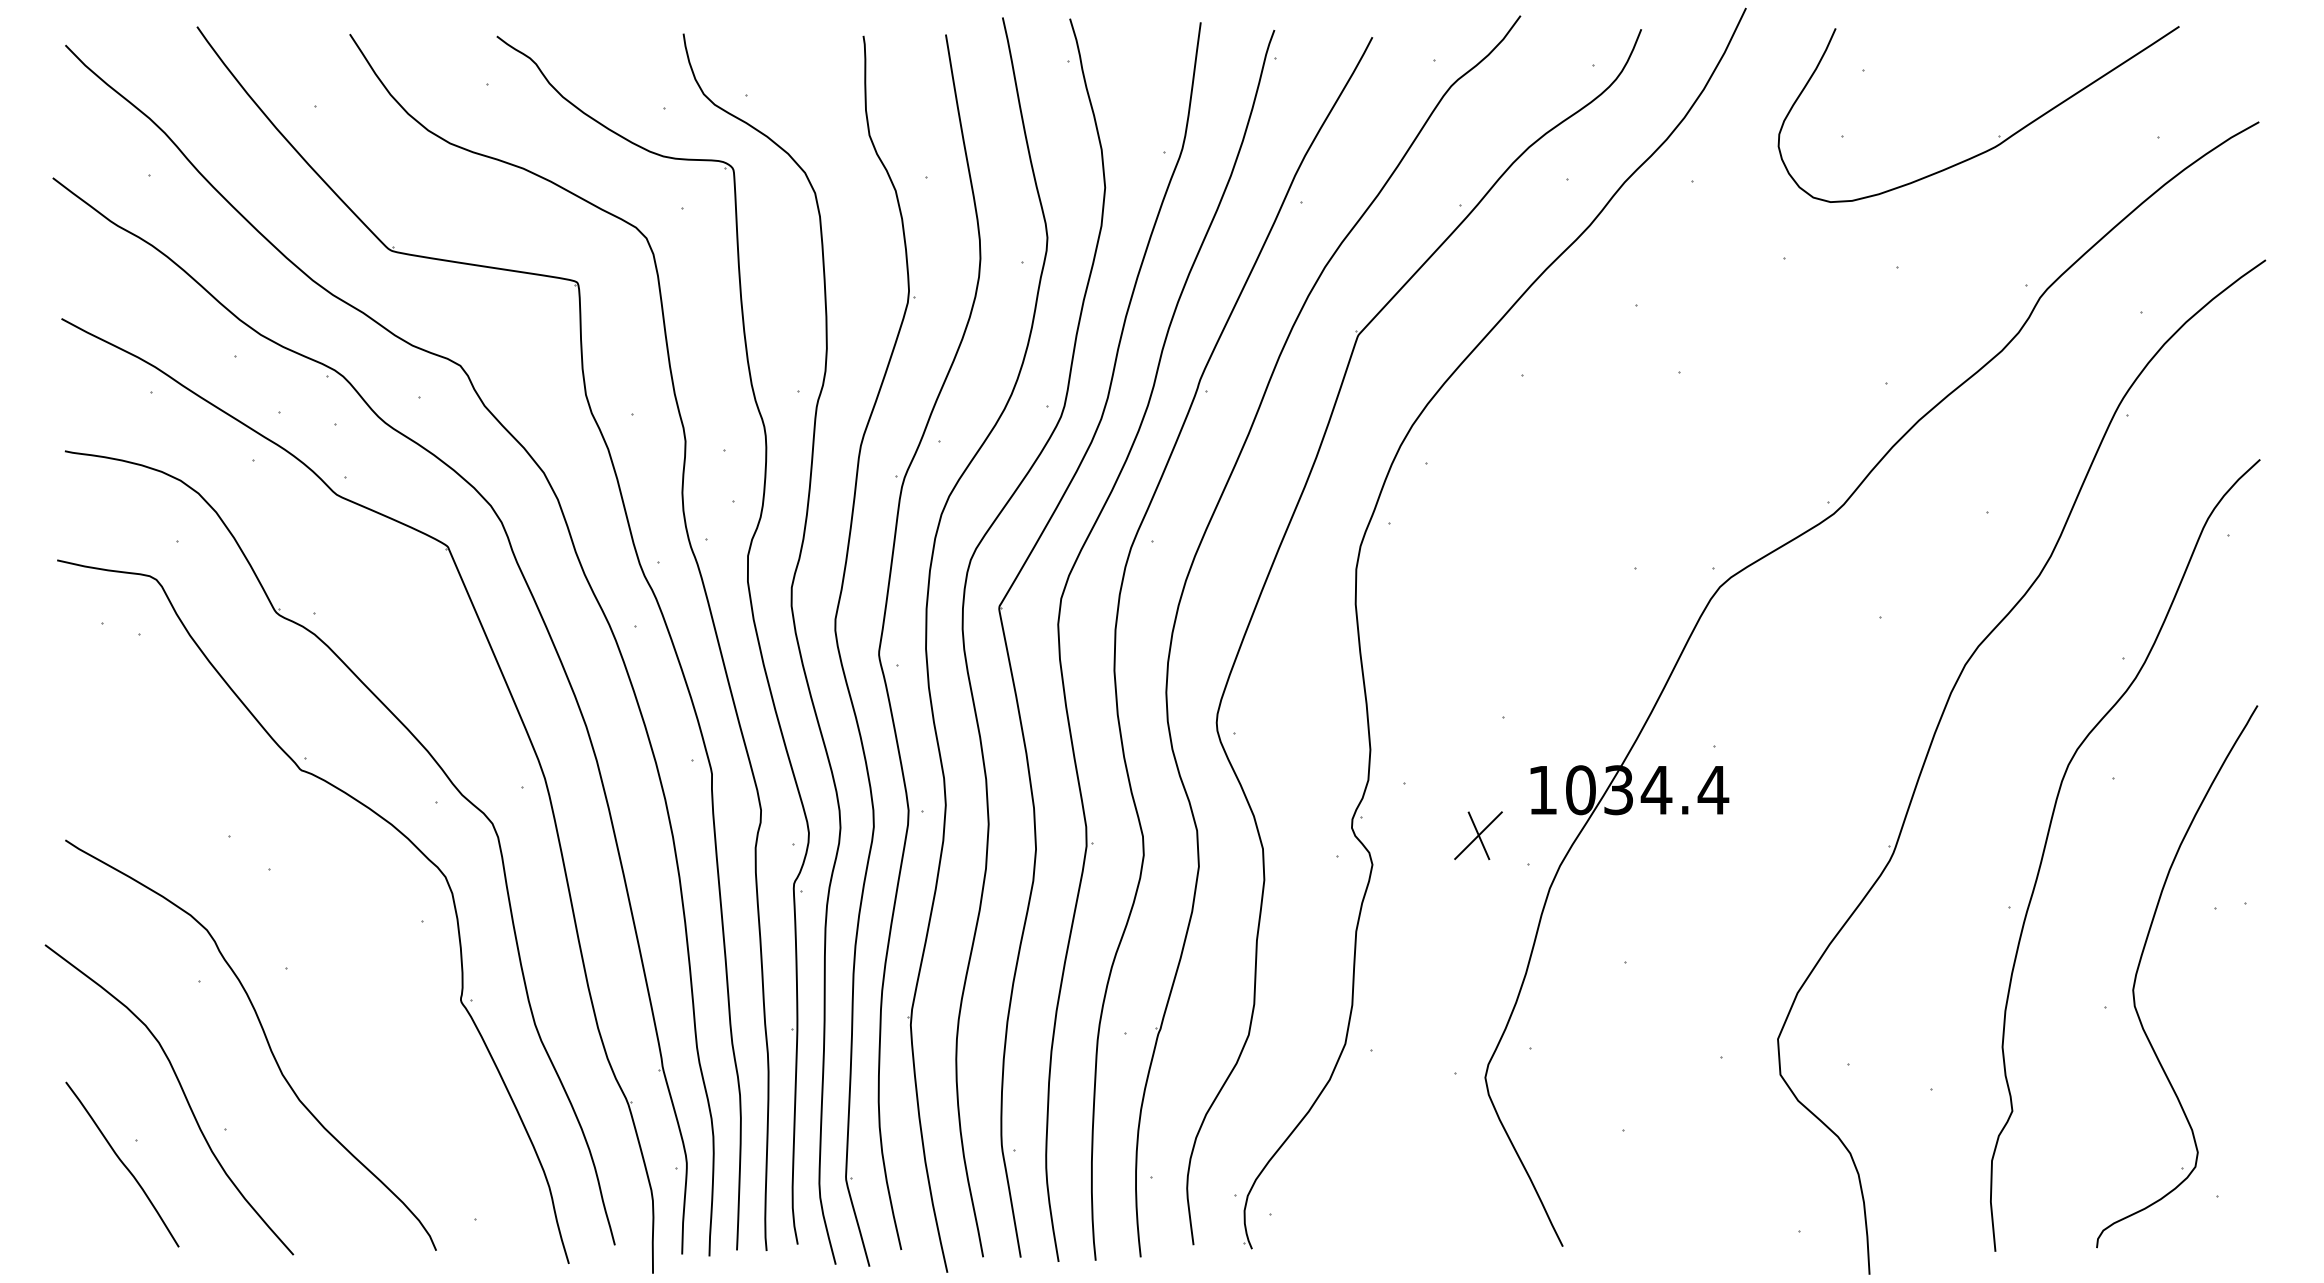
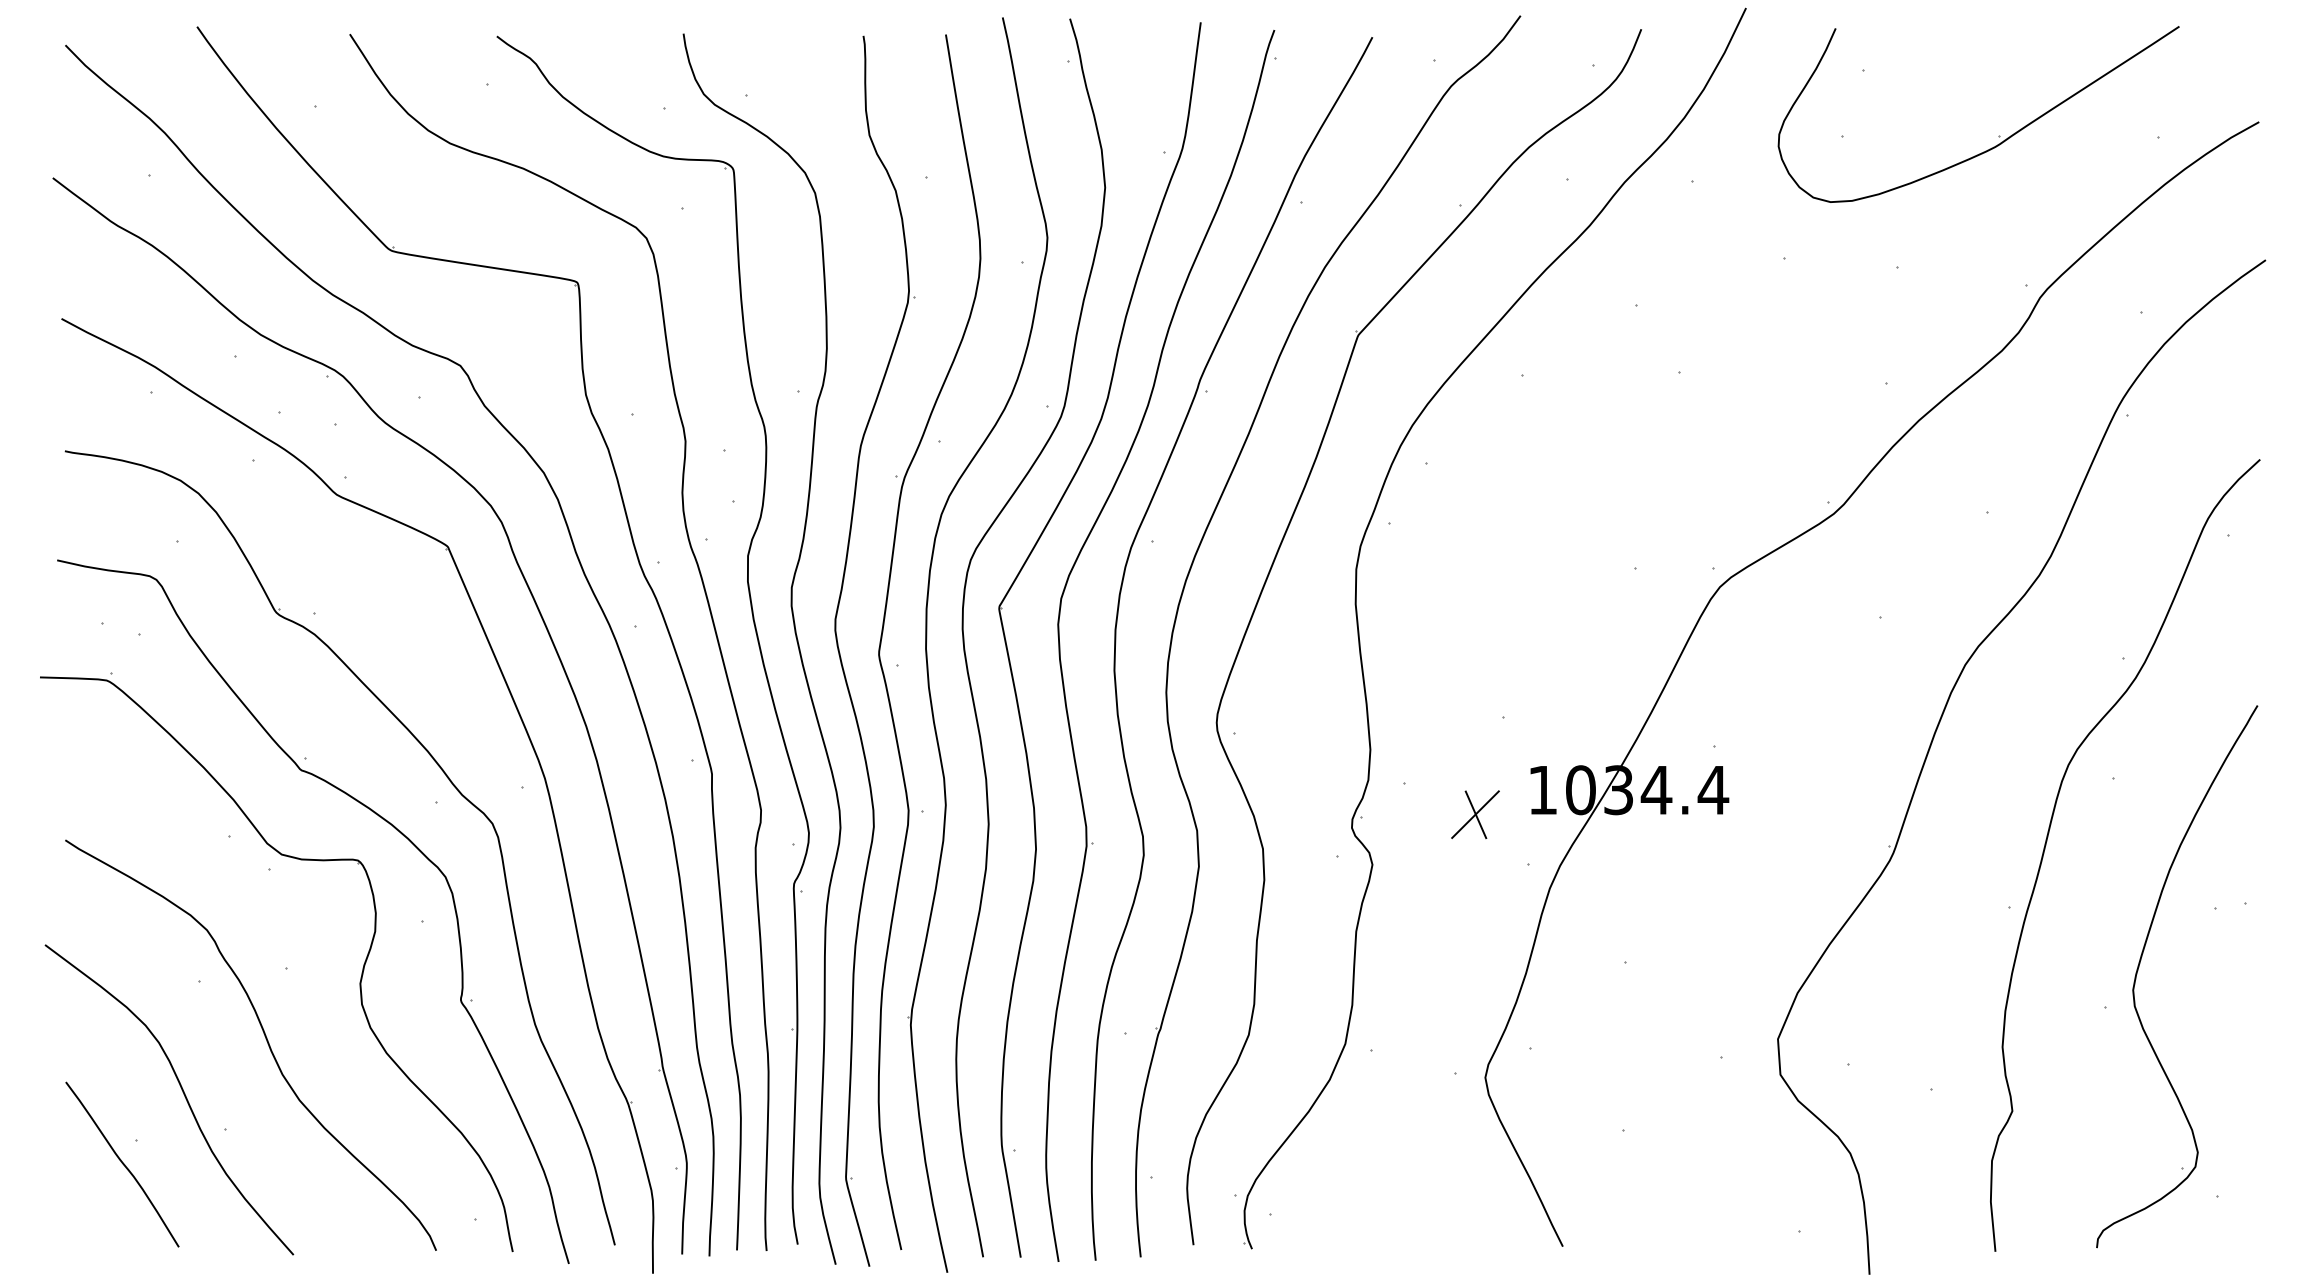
part position: (1478, 835) -> (1475, 814) (1475, 814)
part: none -> present (360, 977)
